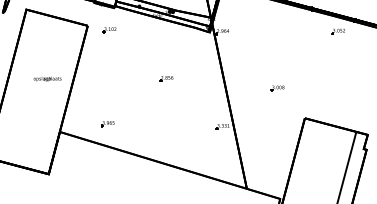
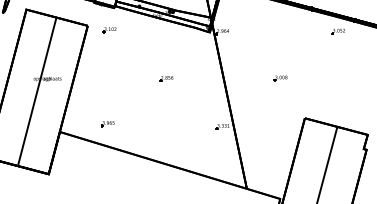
part position: (277, 88) -> (280, 78) (280, 78)
line: none -> present (37, 91)
line position: (347, 166) -> (327, 163) (327, 163)
